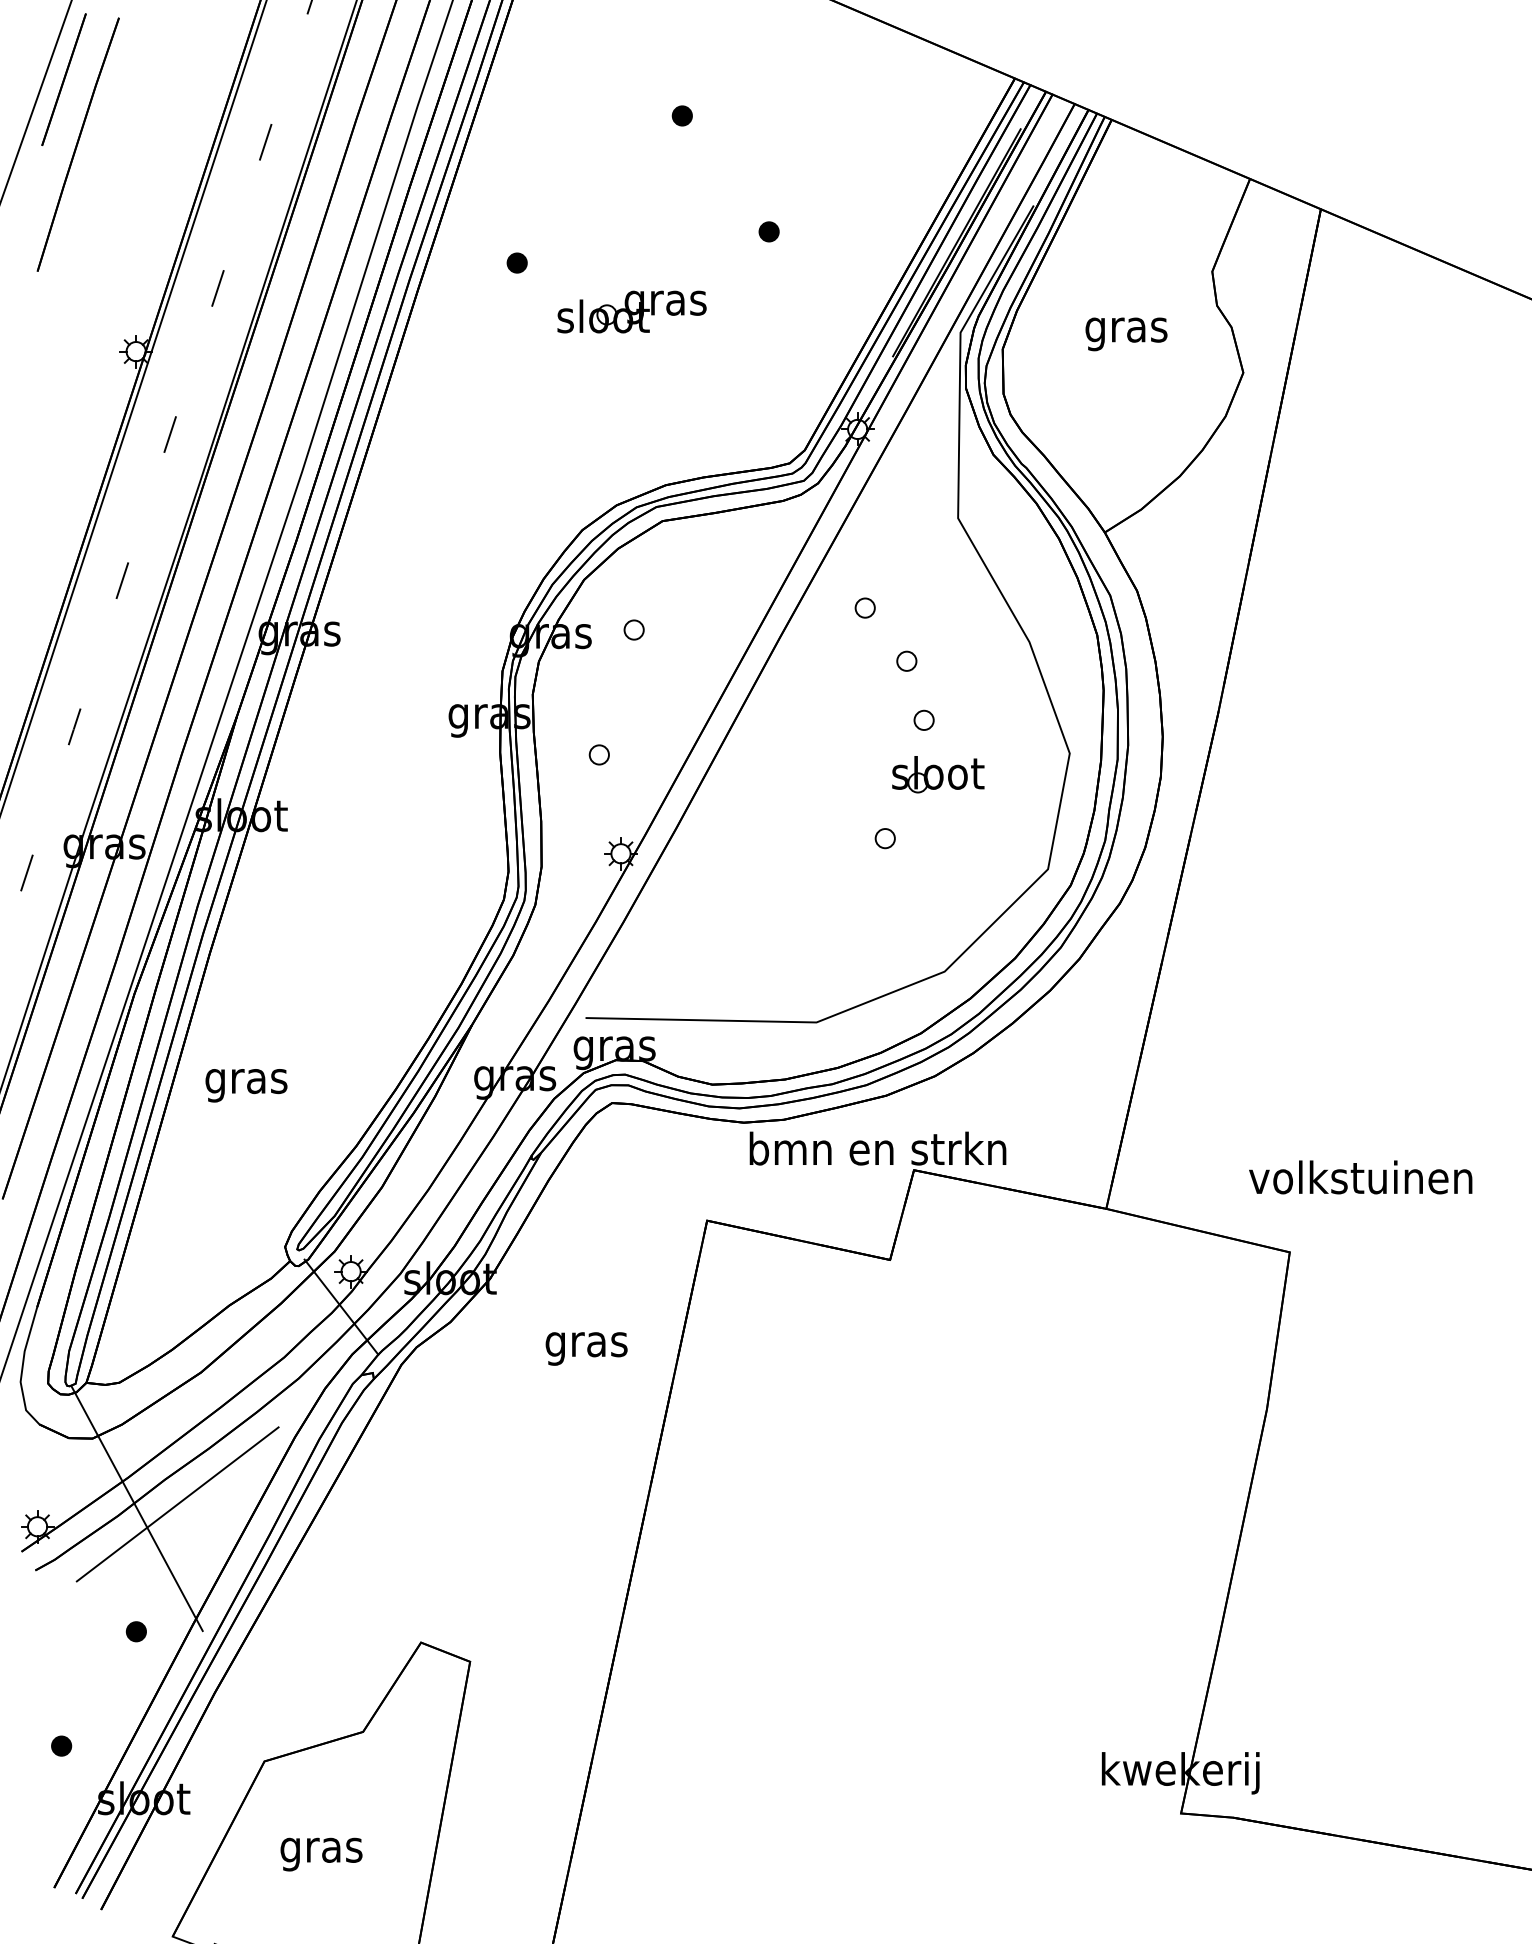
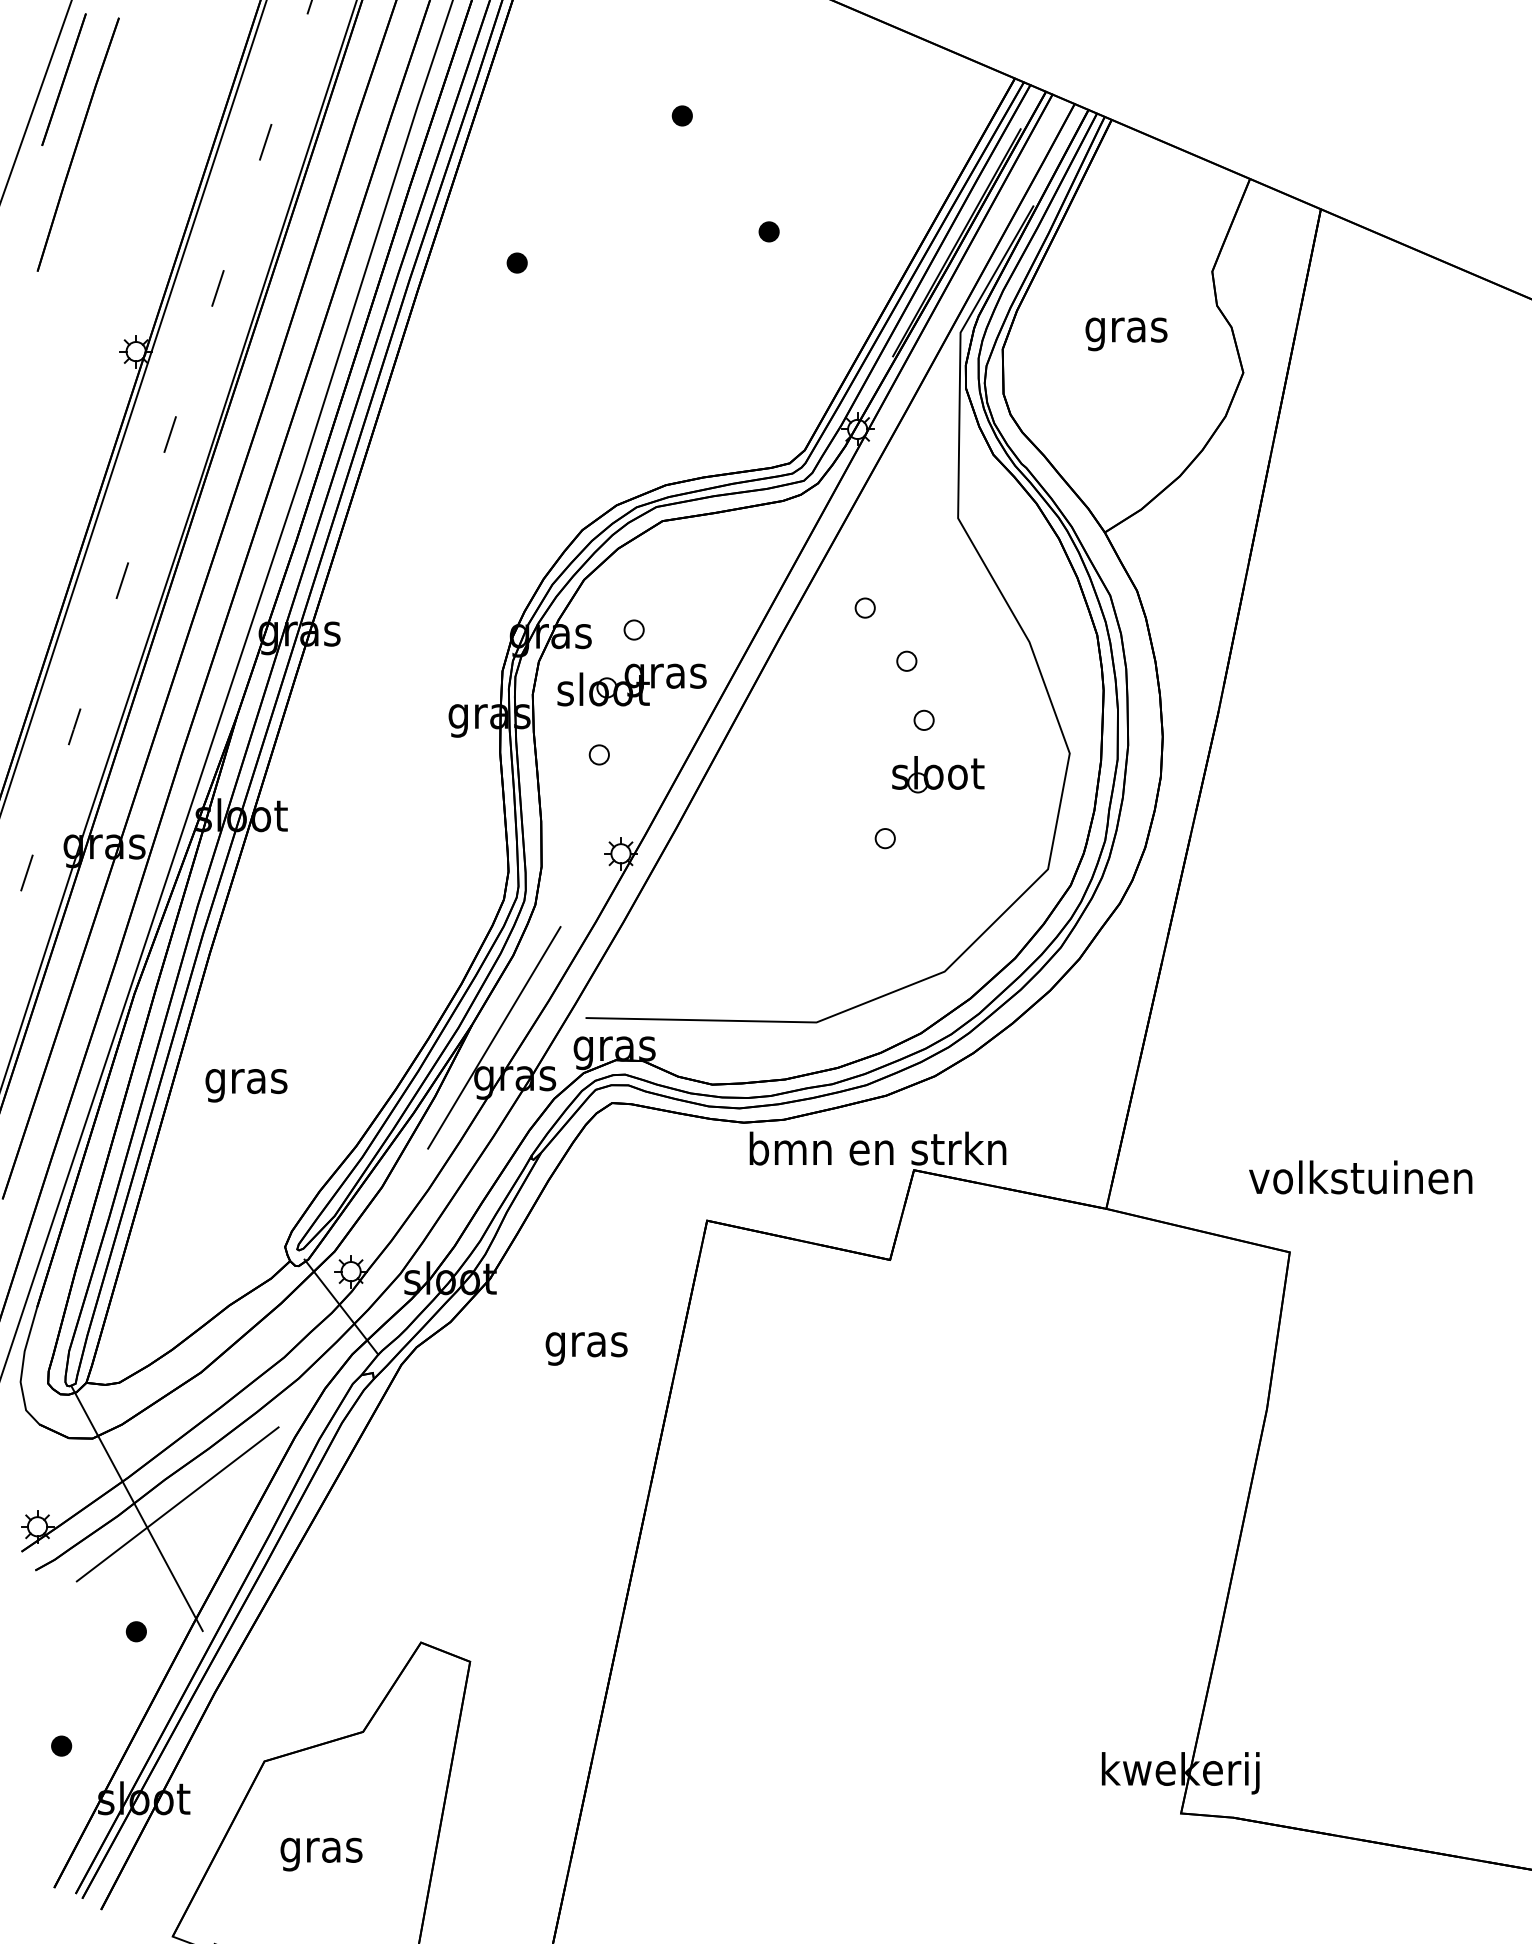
part position: (631, 311) -> (631, 684) (631, 684)
line: none -> present (494, 1037)
